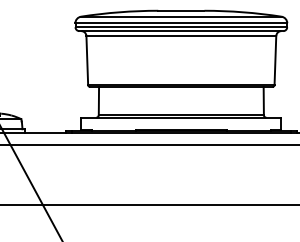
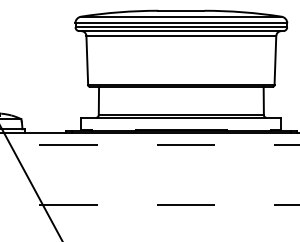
line: solid -> dashed (149, 145)
line: solid -> dashed (149, 205)
